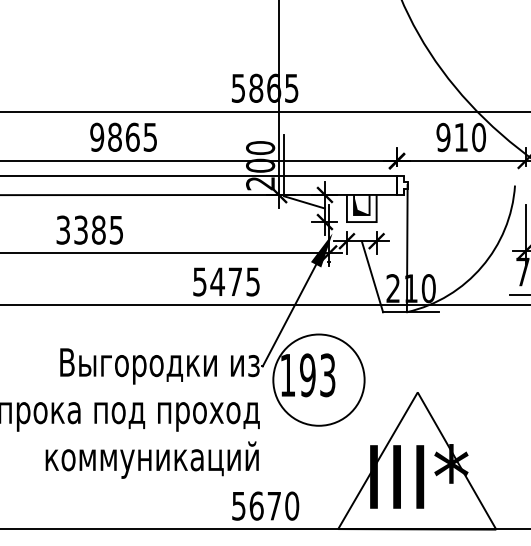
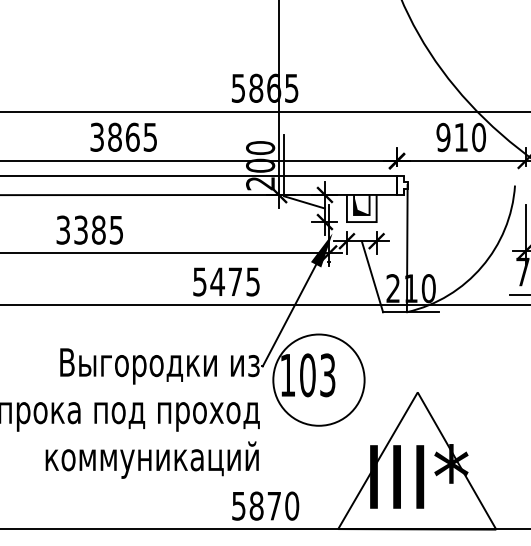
text: 9865 -> 3865 (97, 136)
text: 193 -> 103 (307, 375)
text: 5670 -> 5870 (256, 505)
